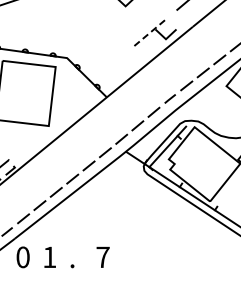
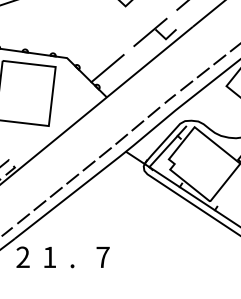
line: dashed -> solid (150, 32)
line: none -> present (107, 68)
text: 0 -> 2 (22, 257)
